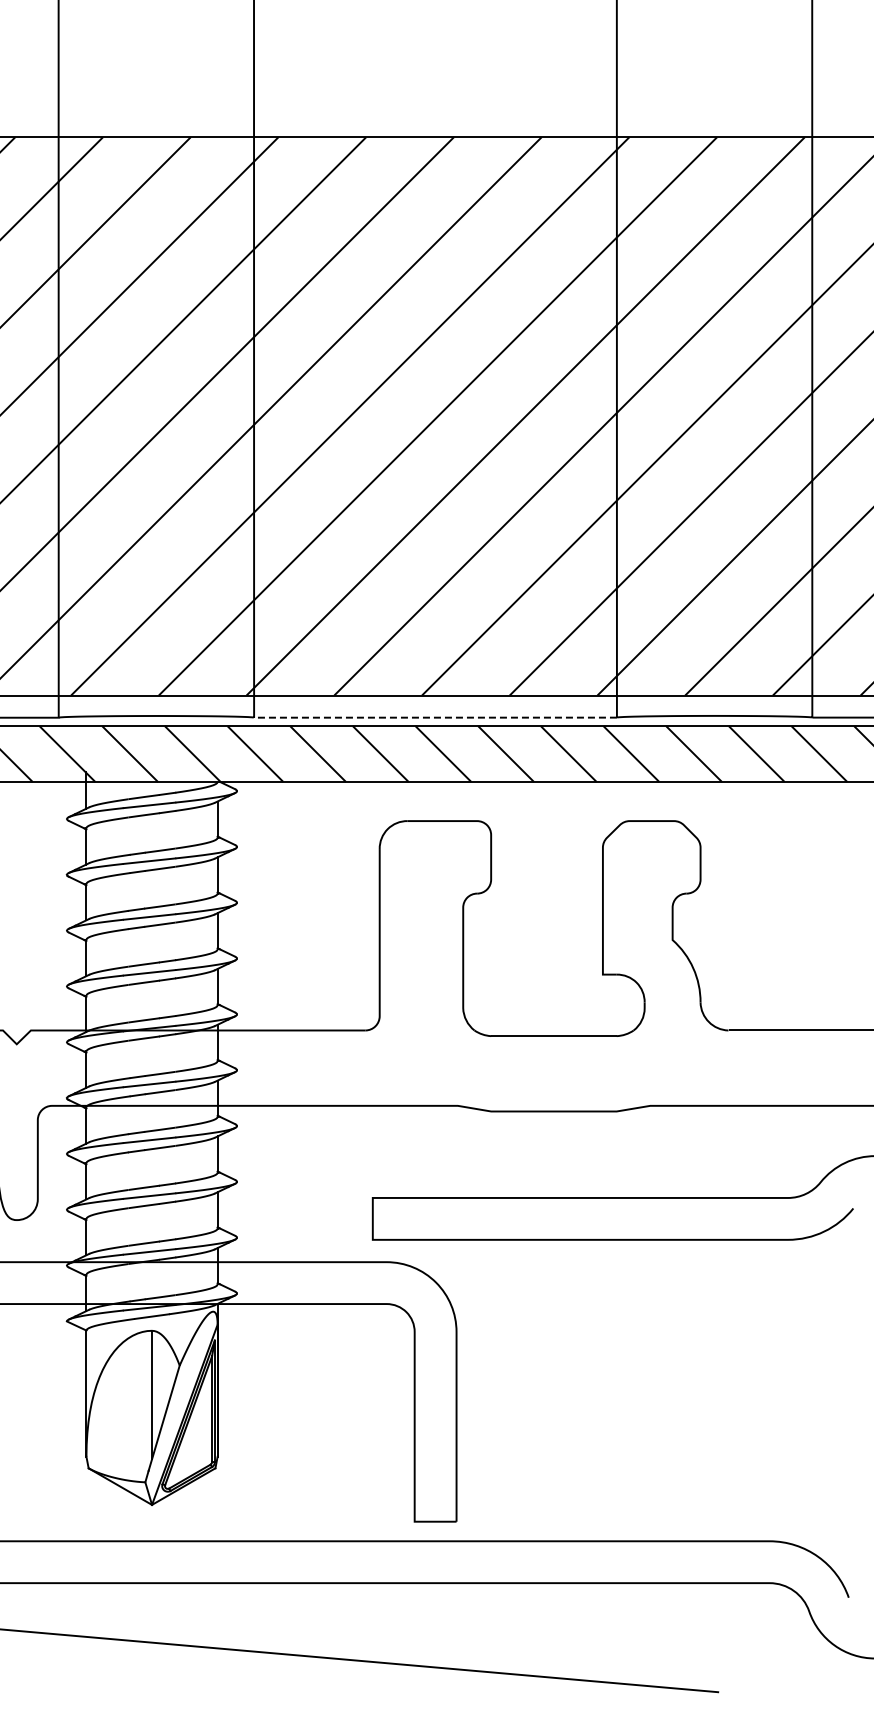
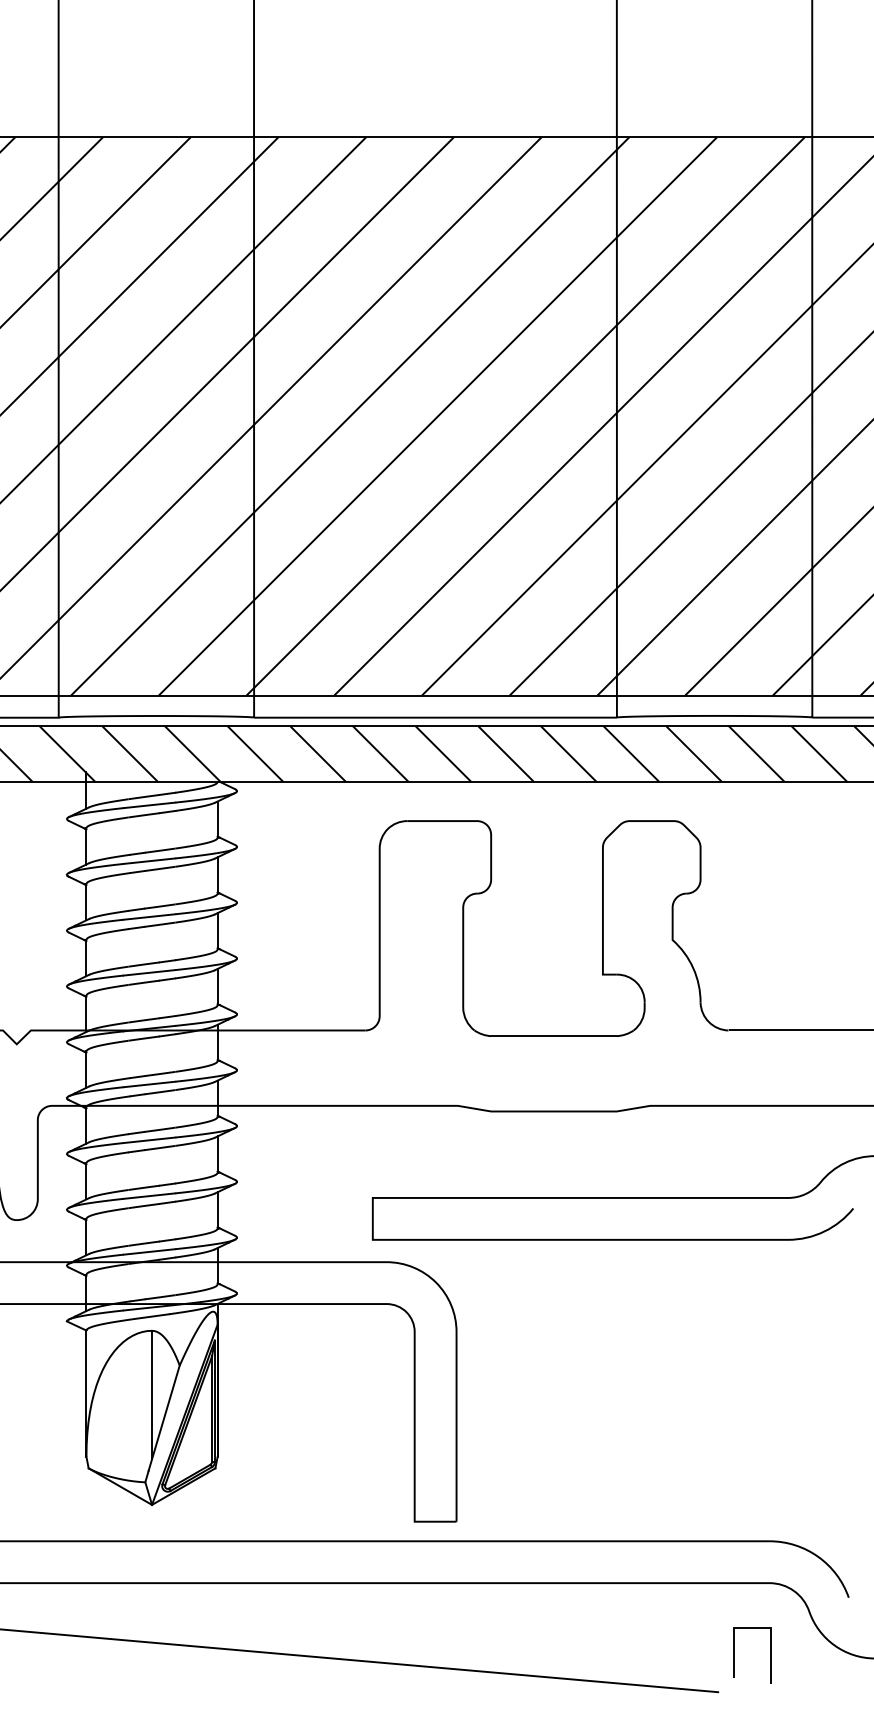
line: dashed -> solid (435, 717)
line: none -> present (734, 1655)
